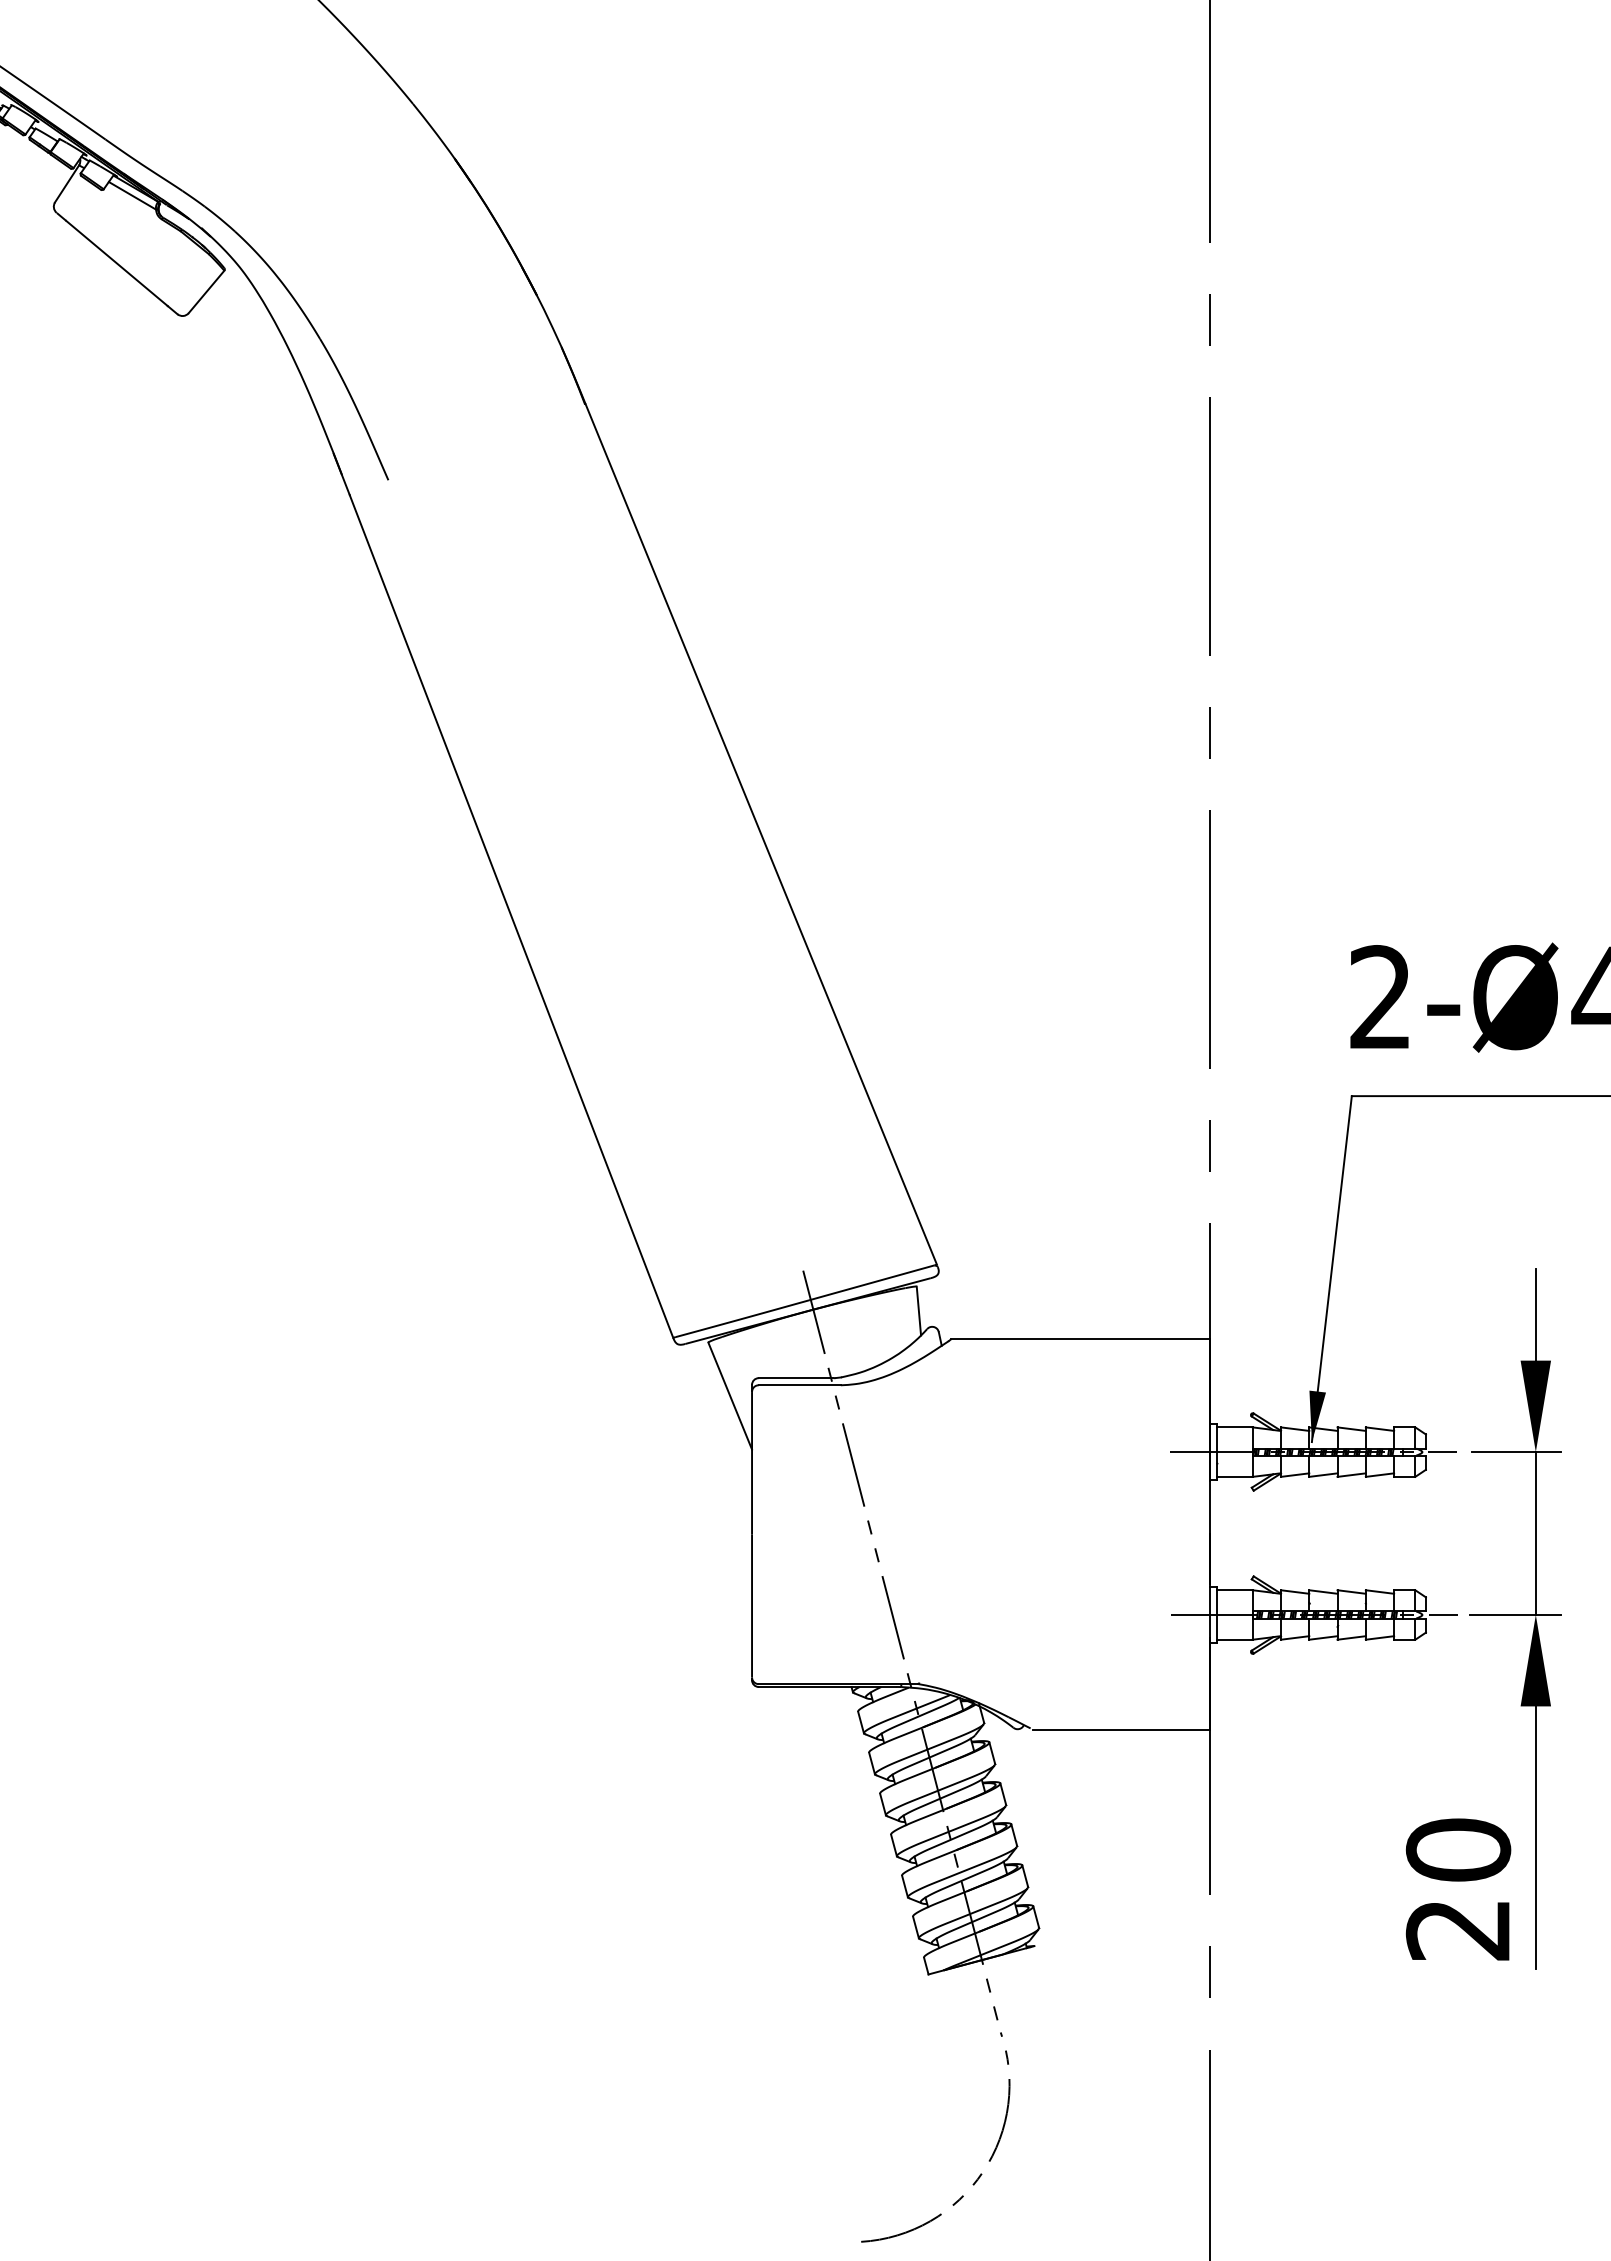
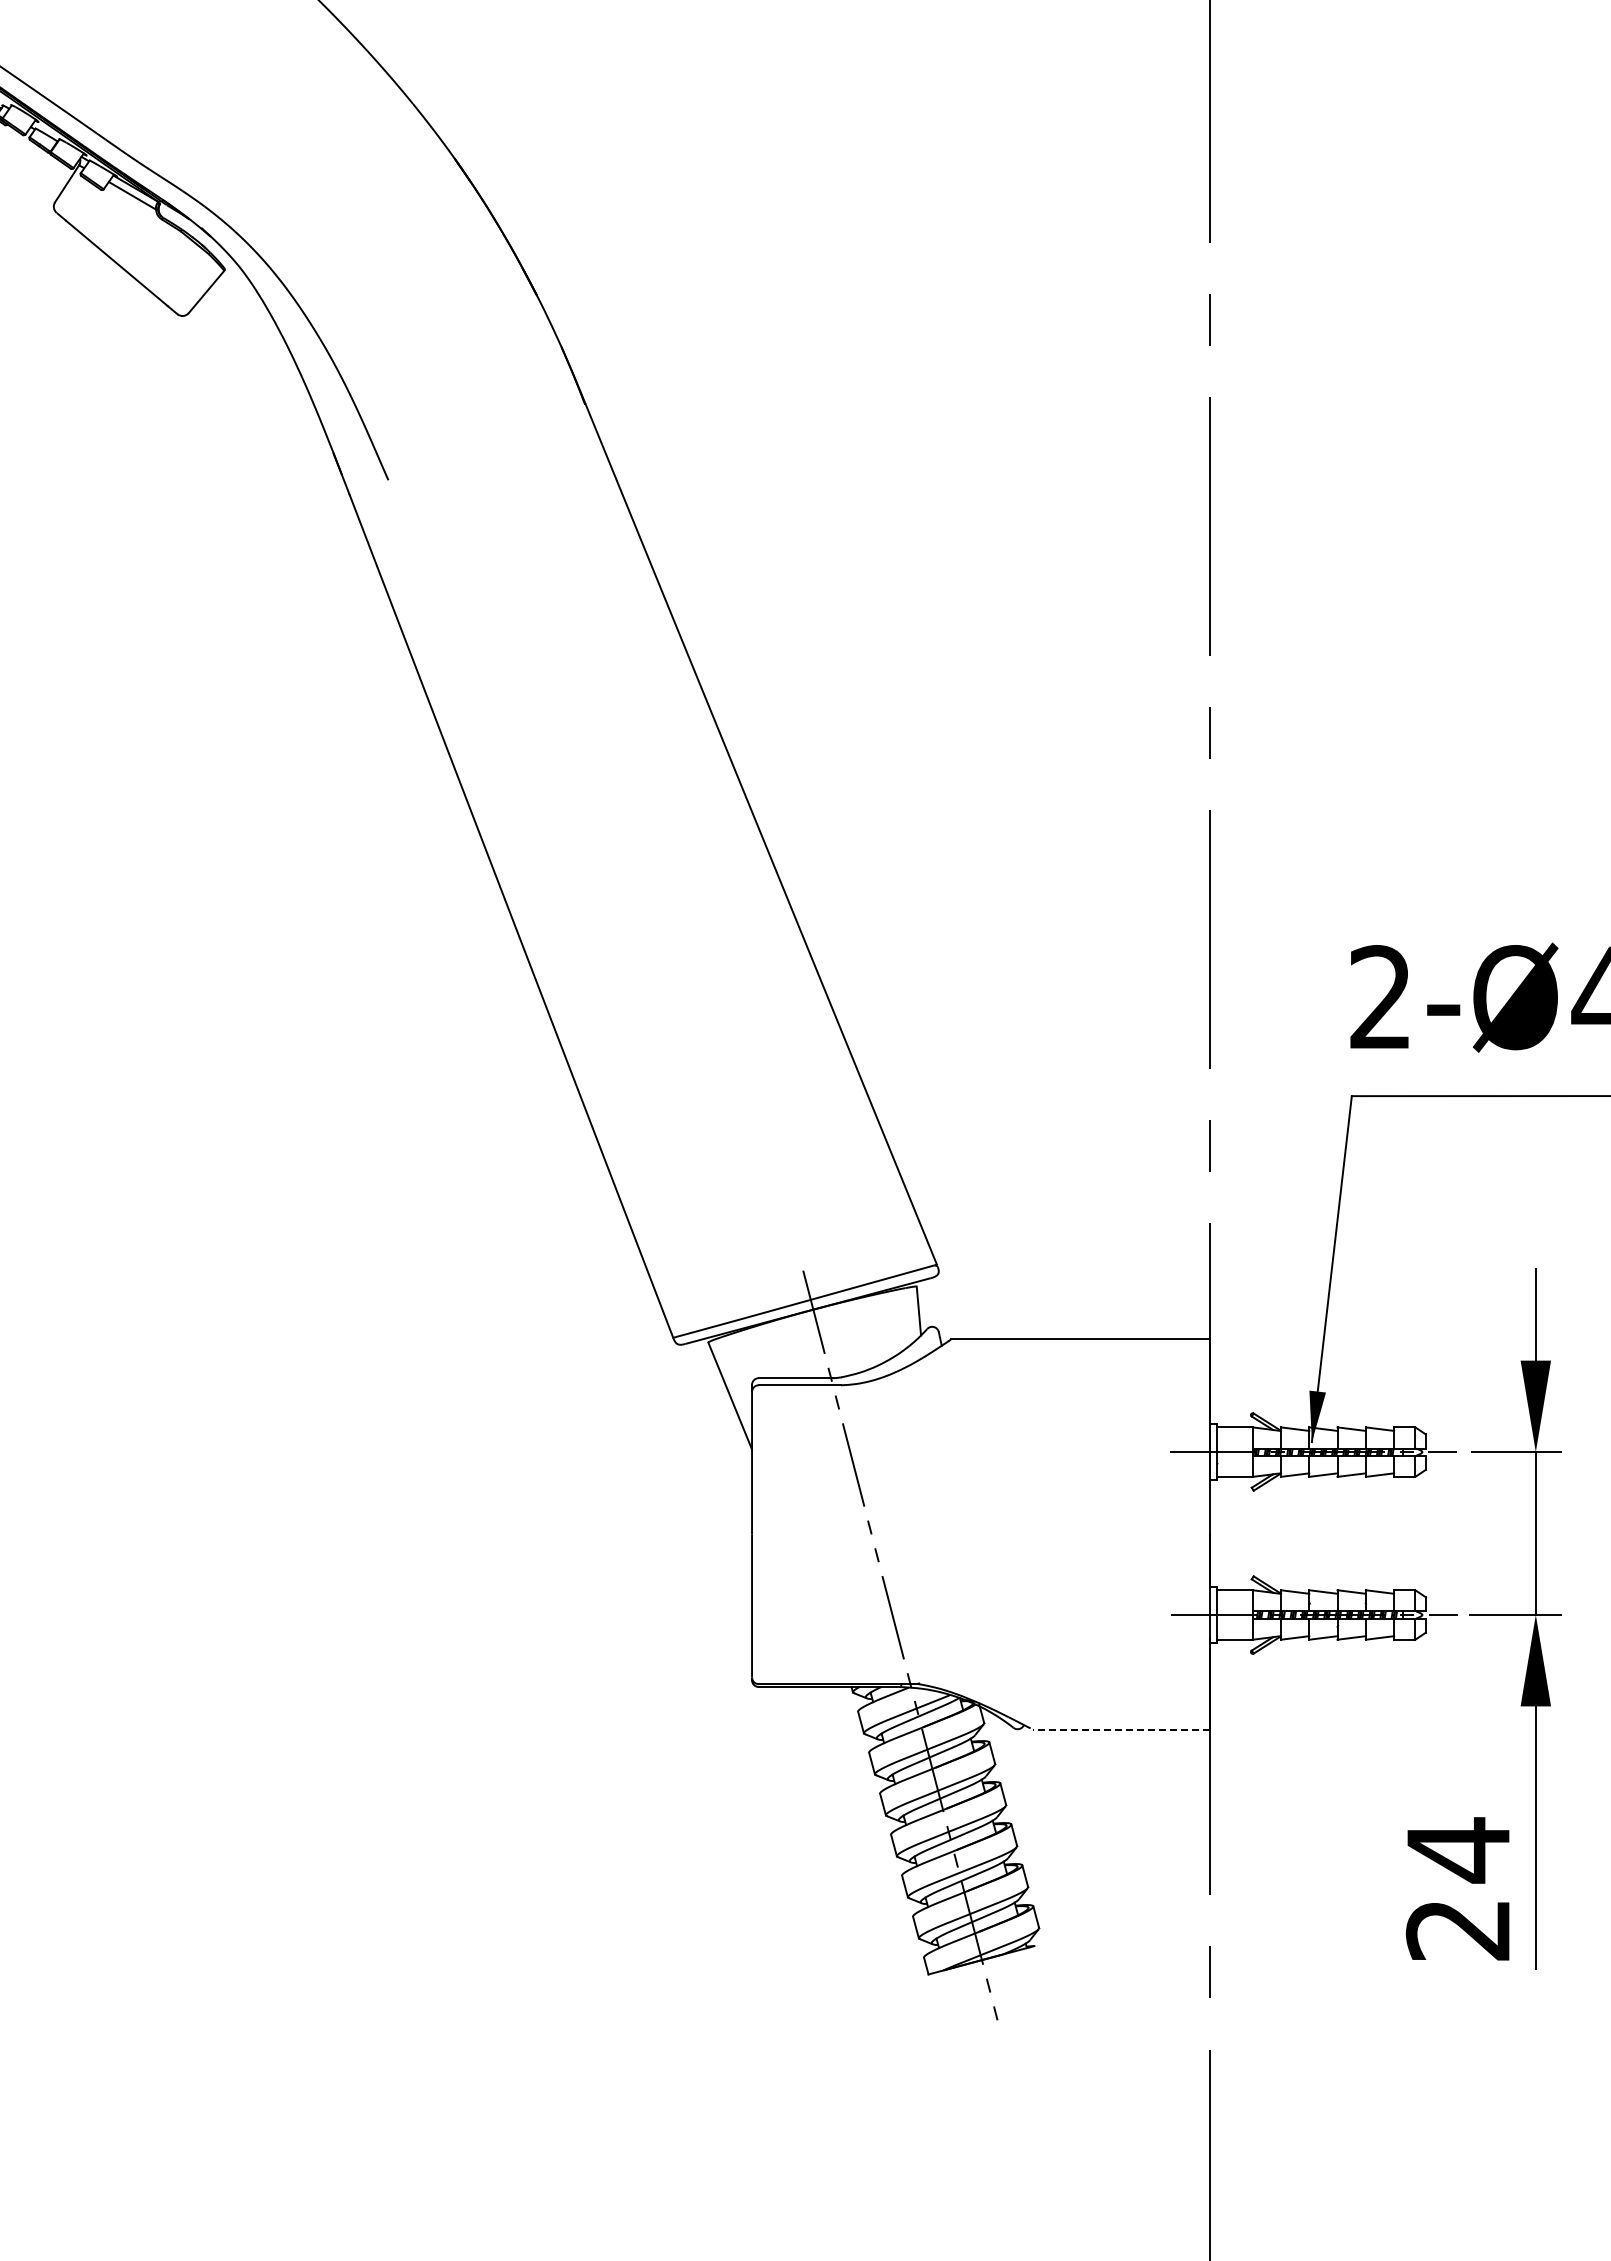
line: solid -> dashed (1121, 1729)
text: 20 -> 24 (1458, 1850)
arc: present -> none (980, 2173)
